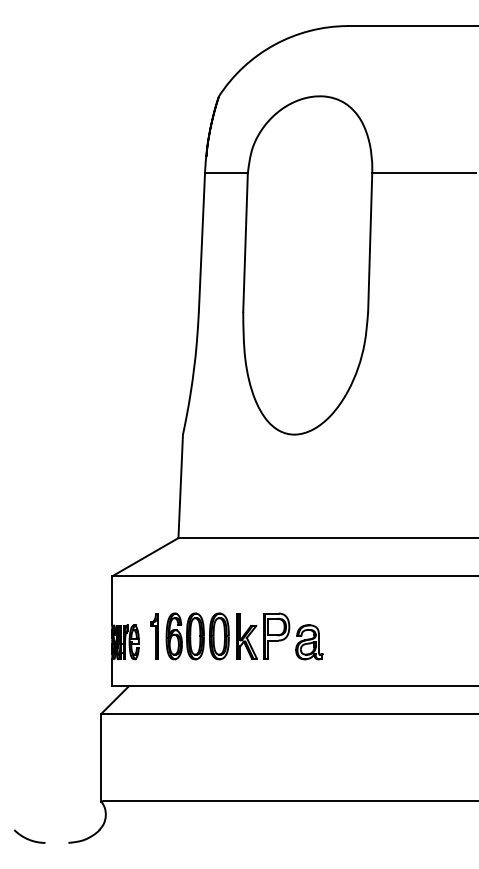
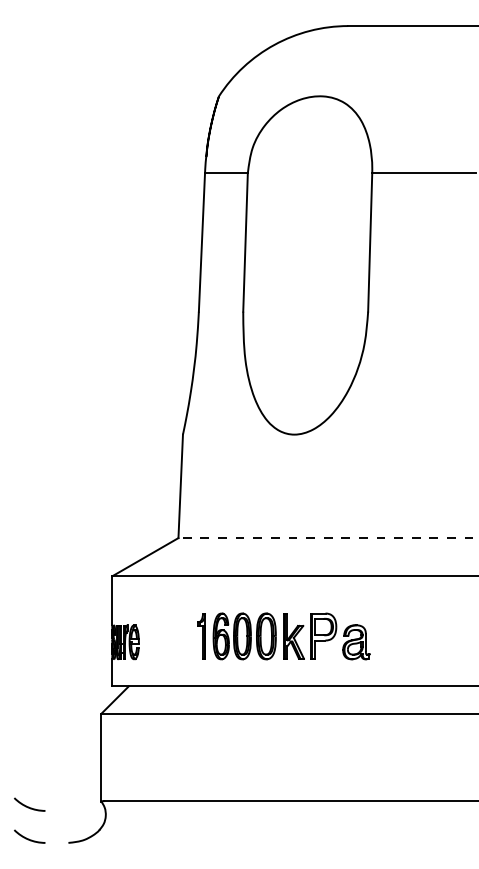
line: solid -> dashed (328, 538)
part position: (236, 636) -> (283, 636) (283, 636)
arc: none -> present (29, 806)
